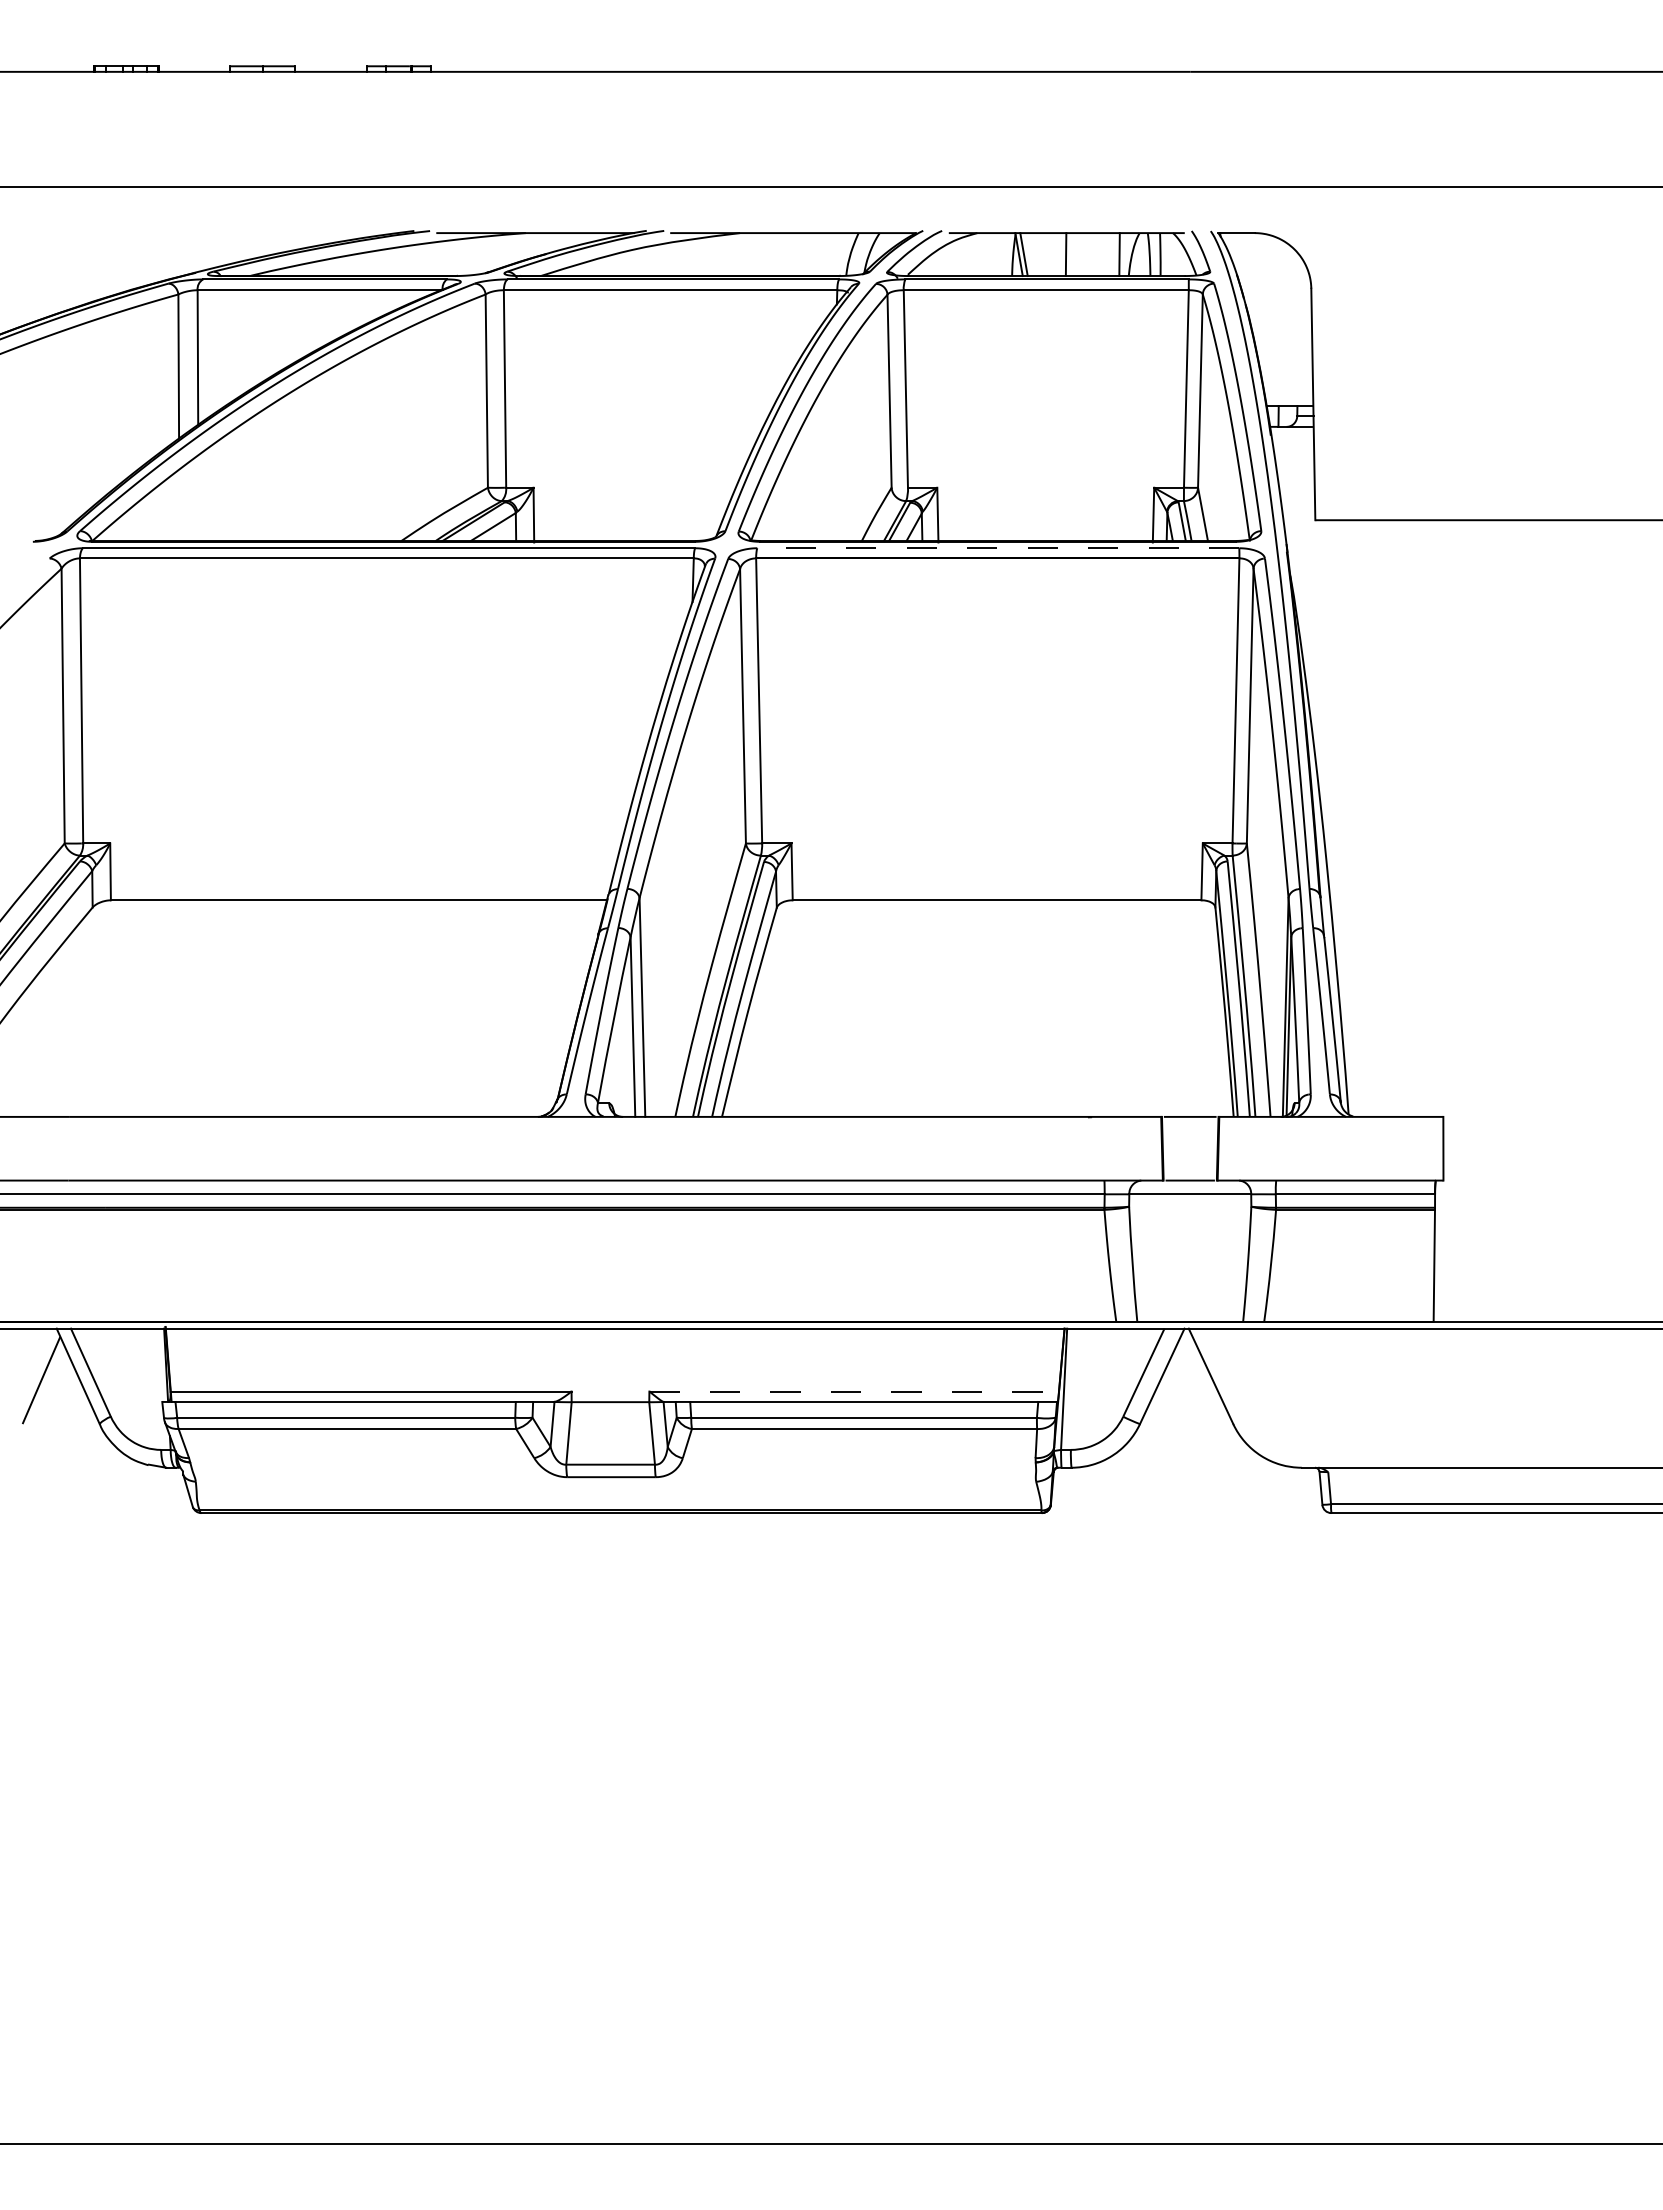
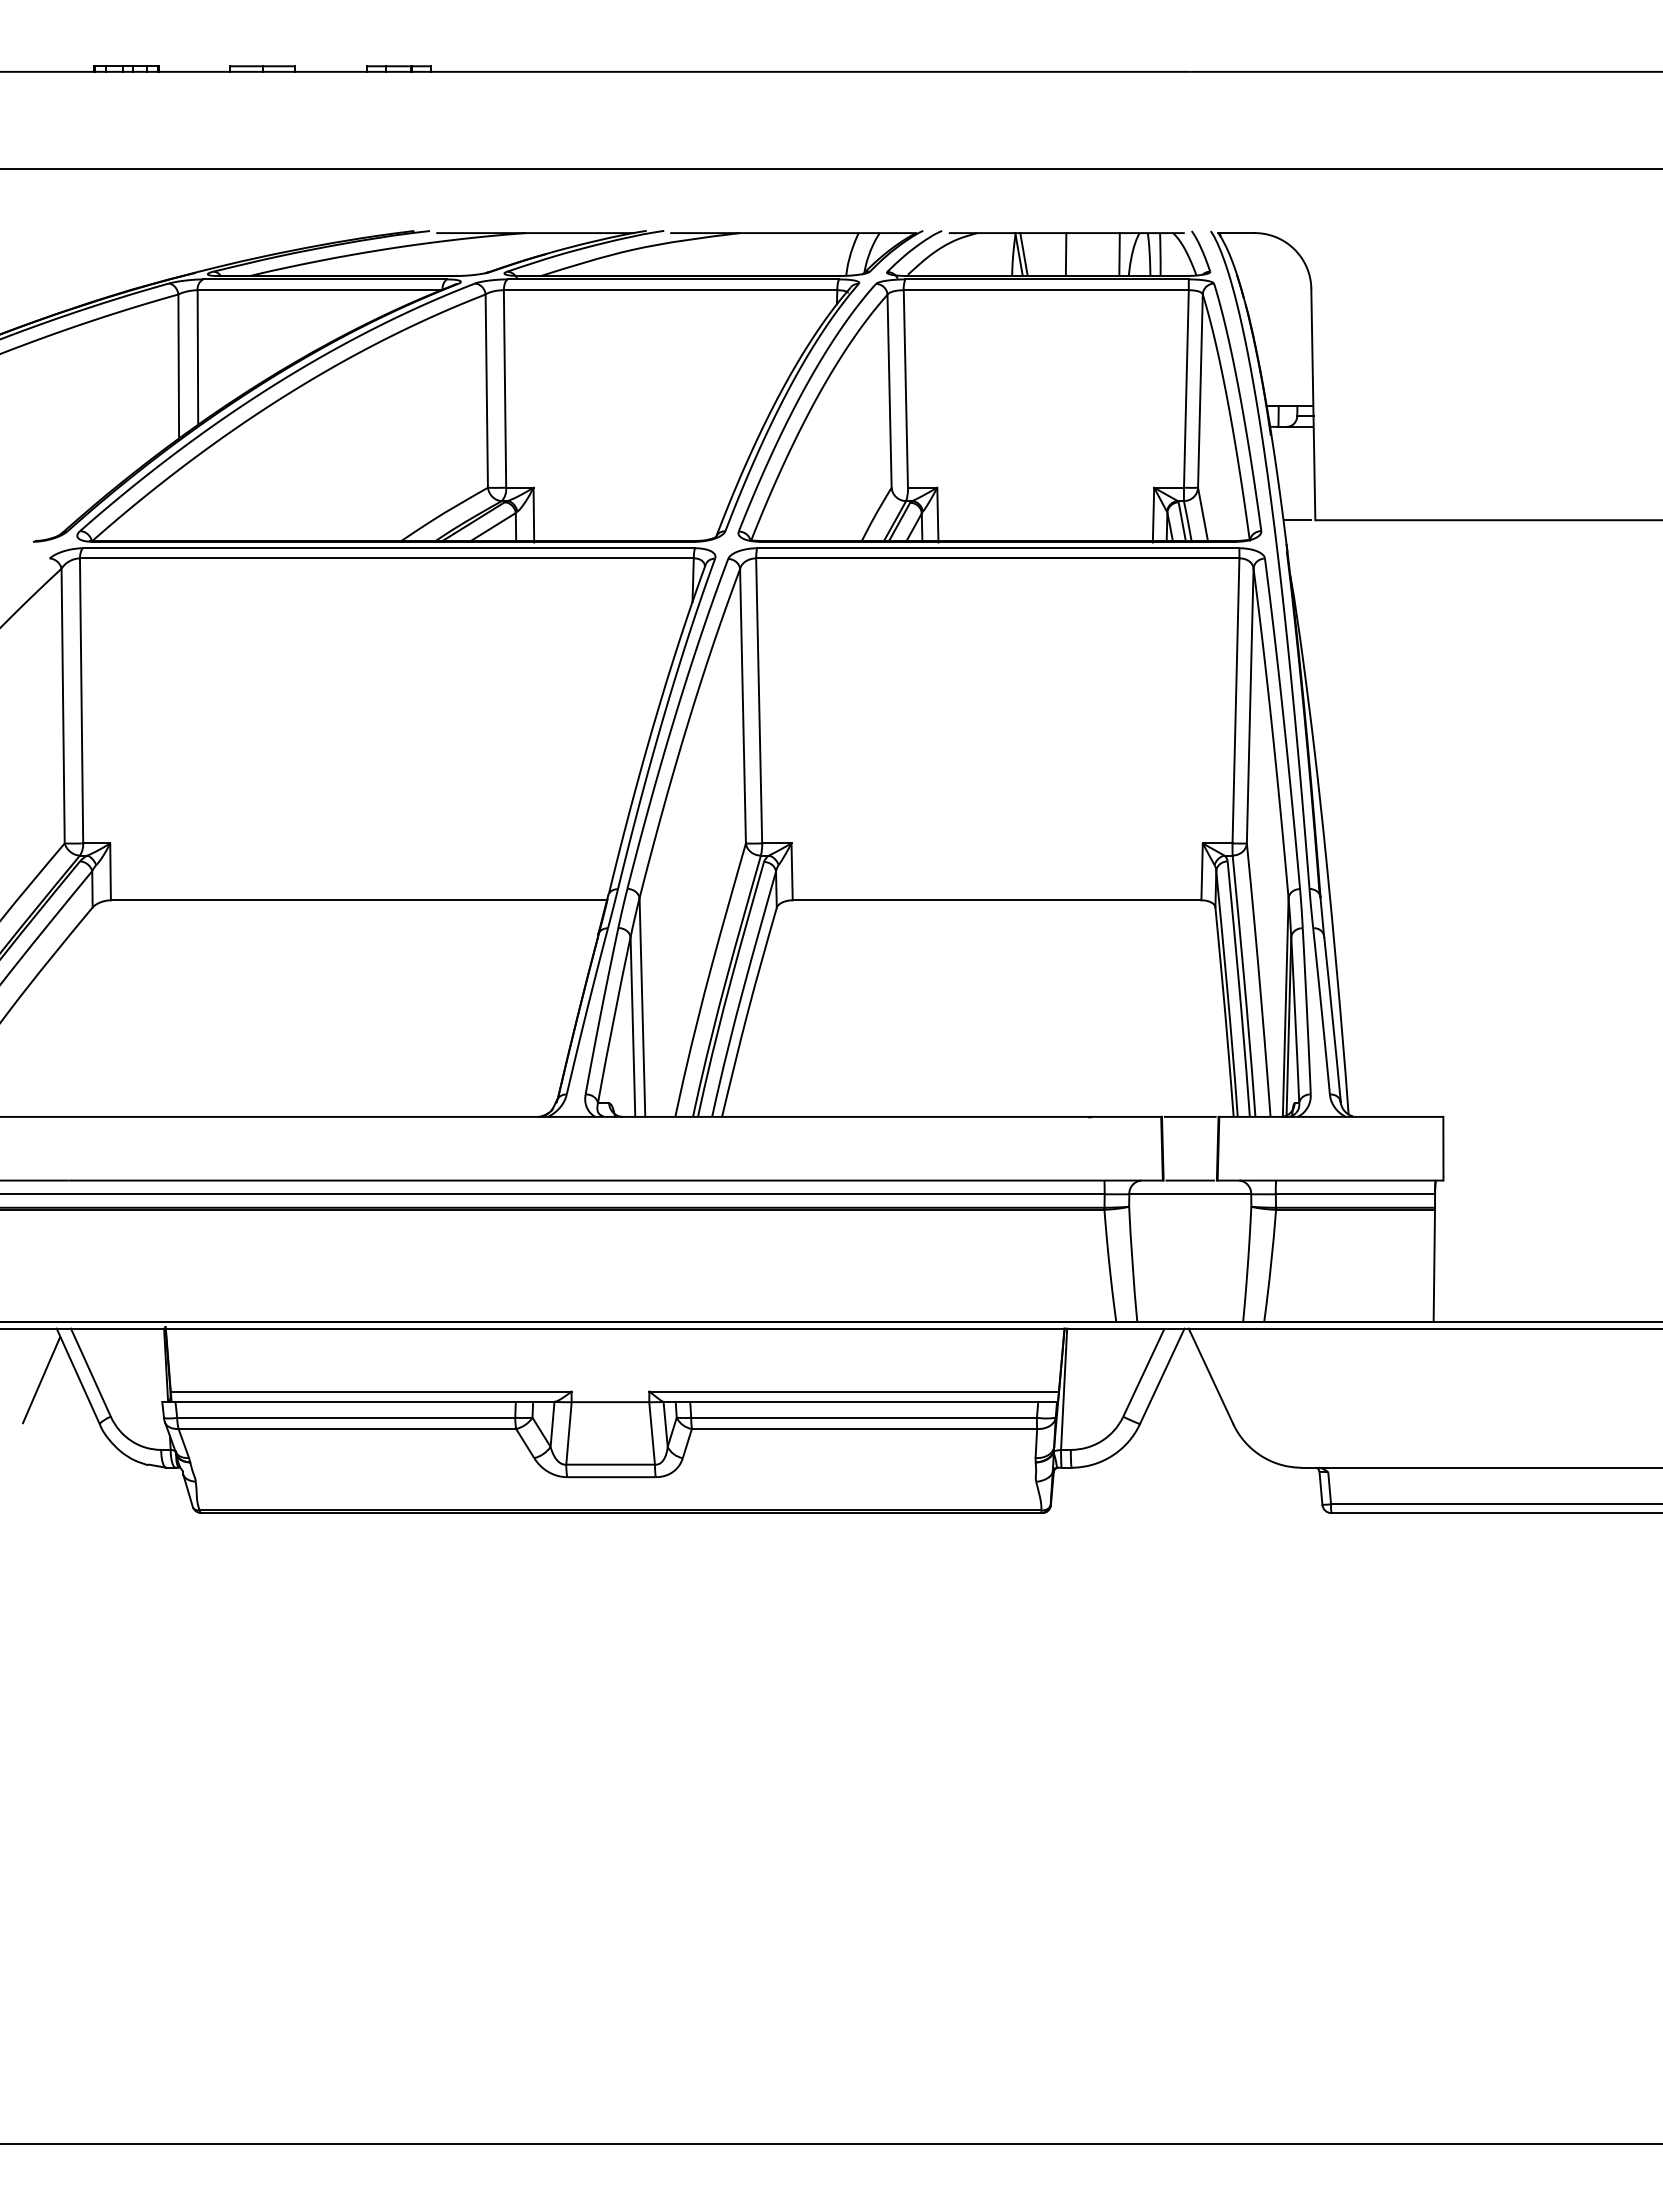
line position: (830, 187) -> (830, 169) (830, 169)
line: none -> present (1297, 520)
line: dashed -> solid (997, 548)
line: dashed -> solid (854, 1391)
